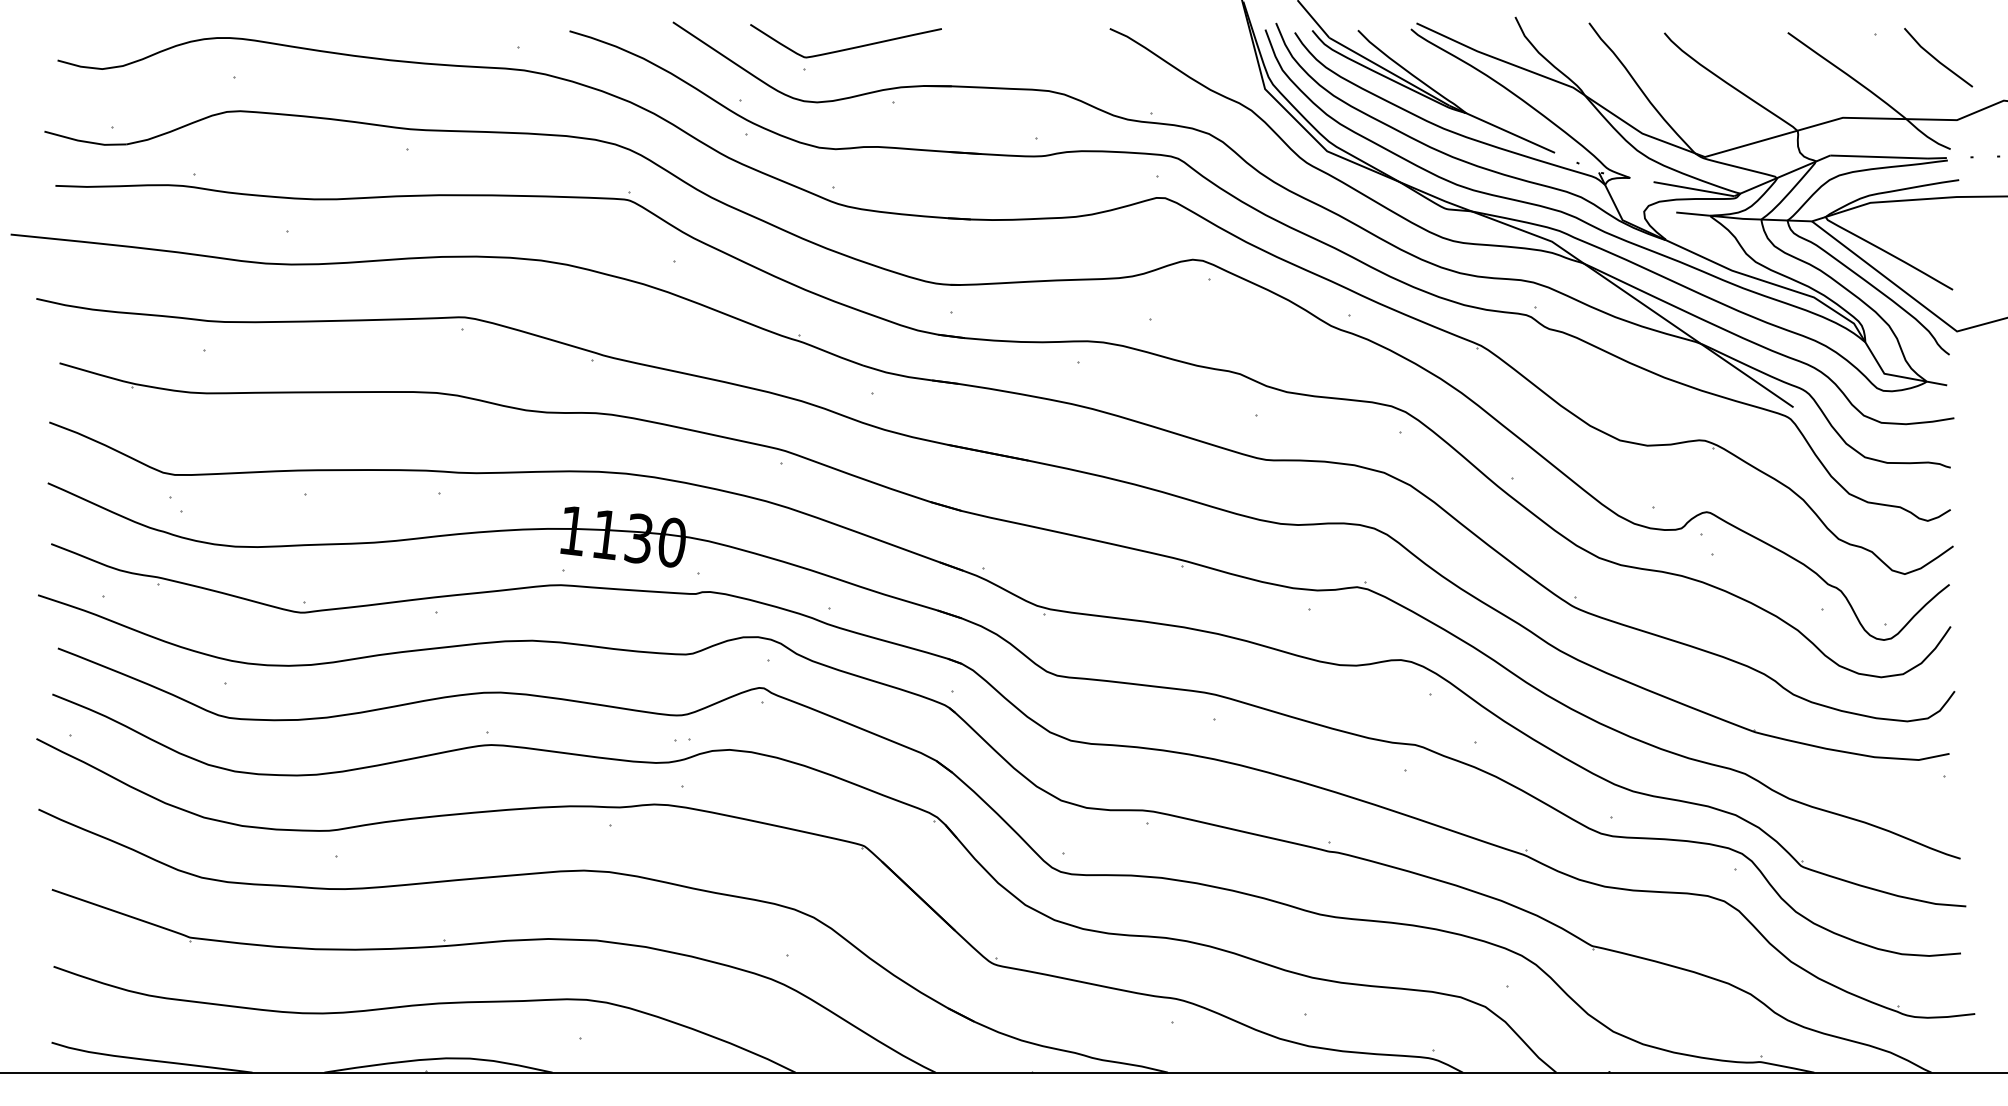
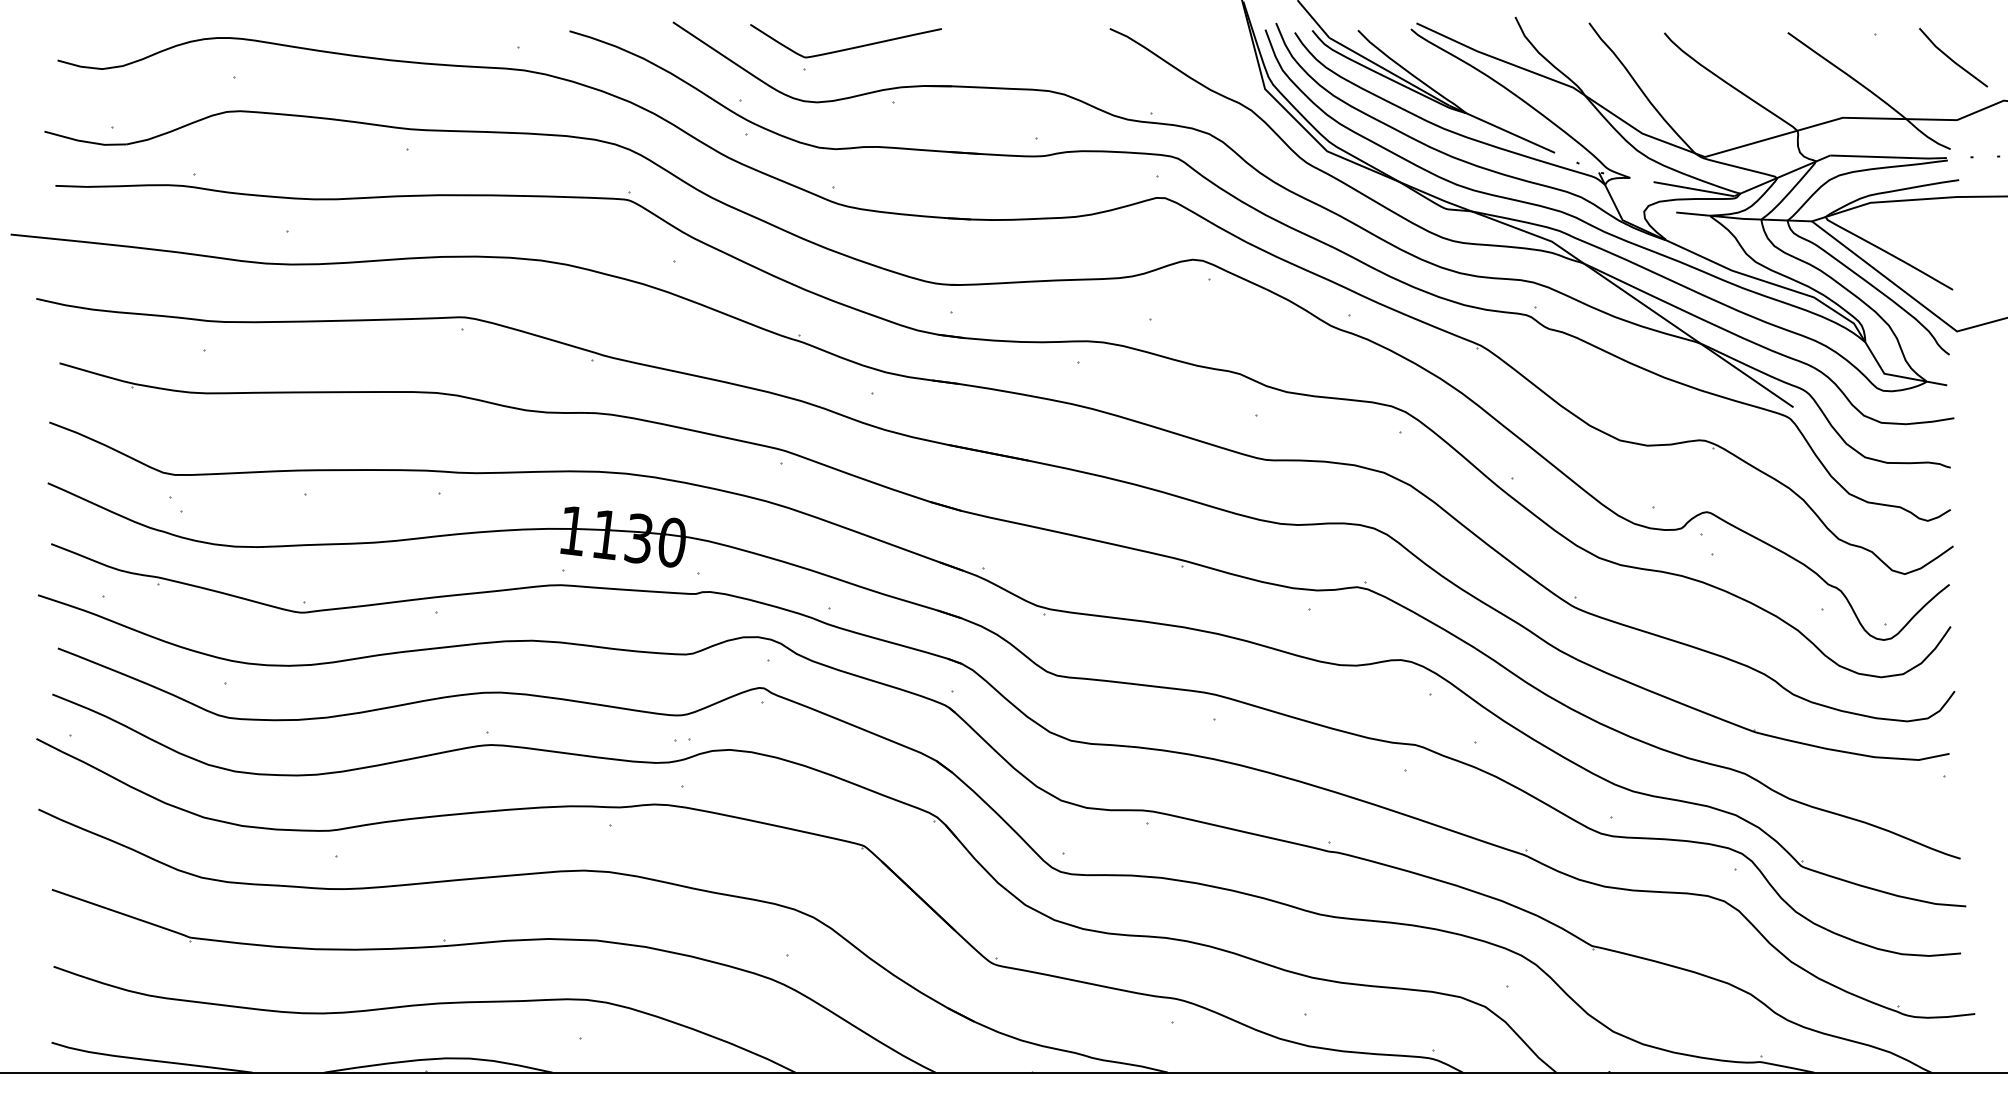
line position: (1936, 58) -> (1951, 58) (1951, 58)
